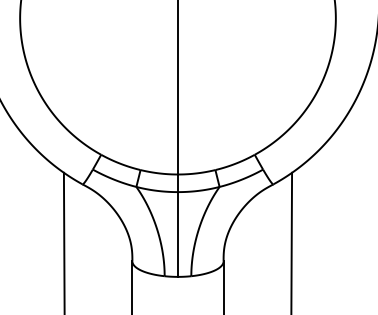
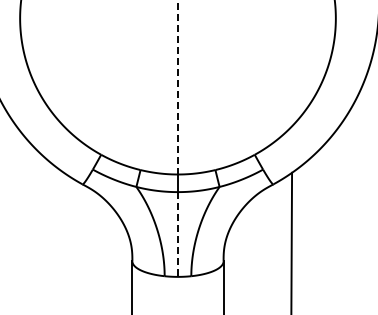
line: solid -> dashed (178, 87)
line: solid -> dashed (178, 235)
line: present -> none (63, 241)
